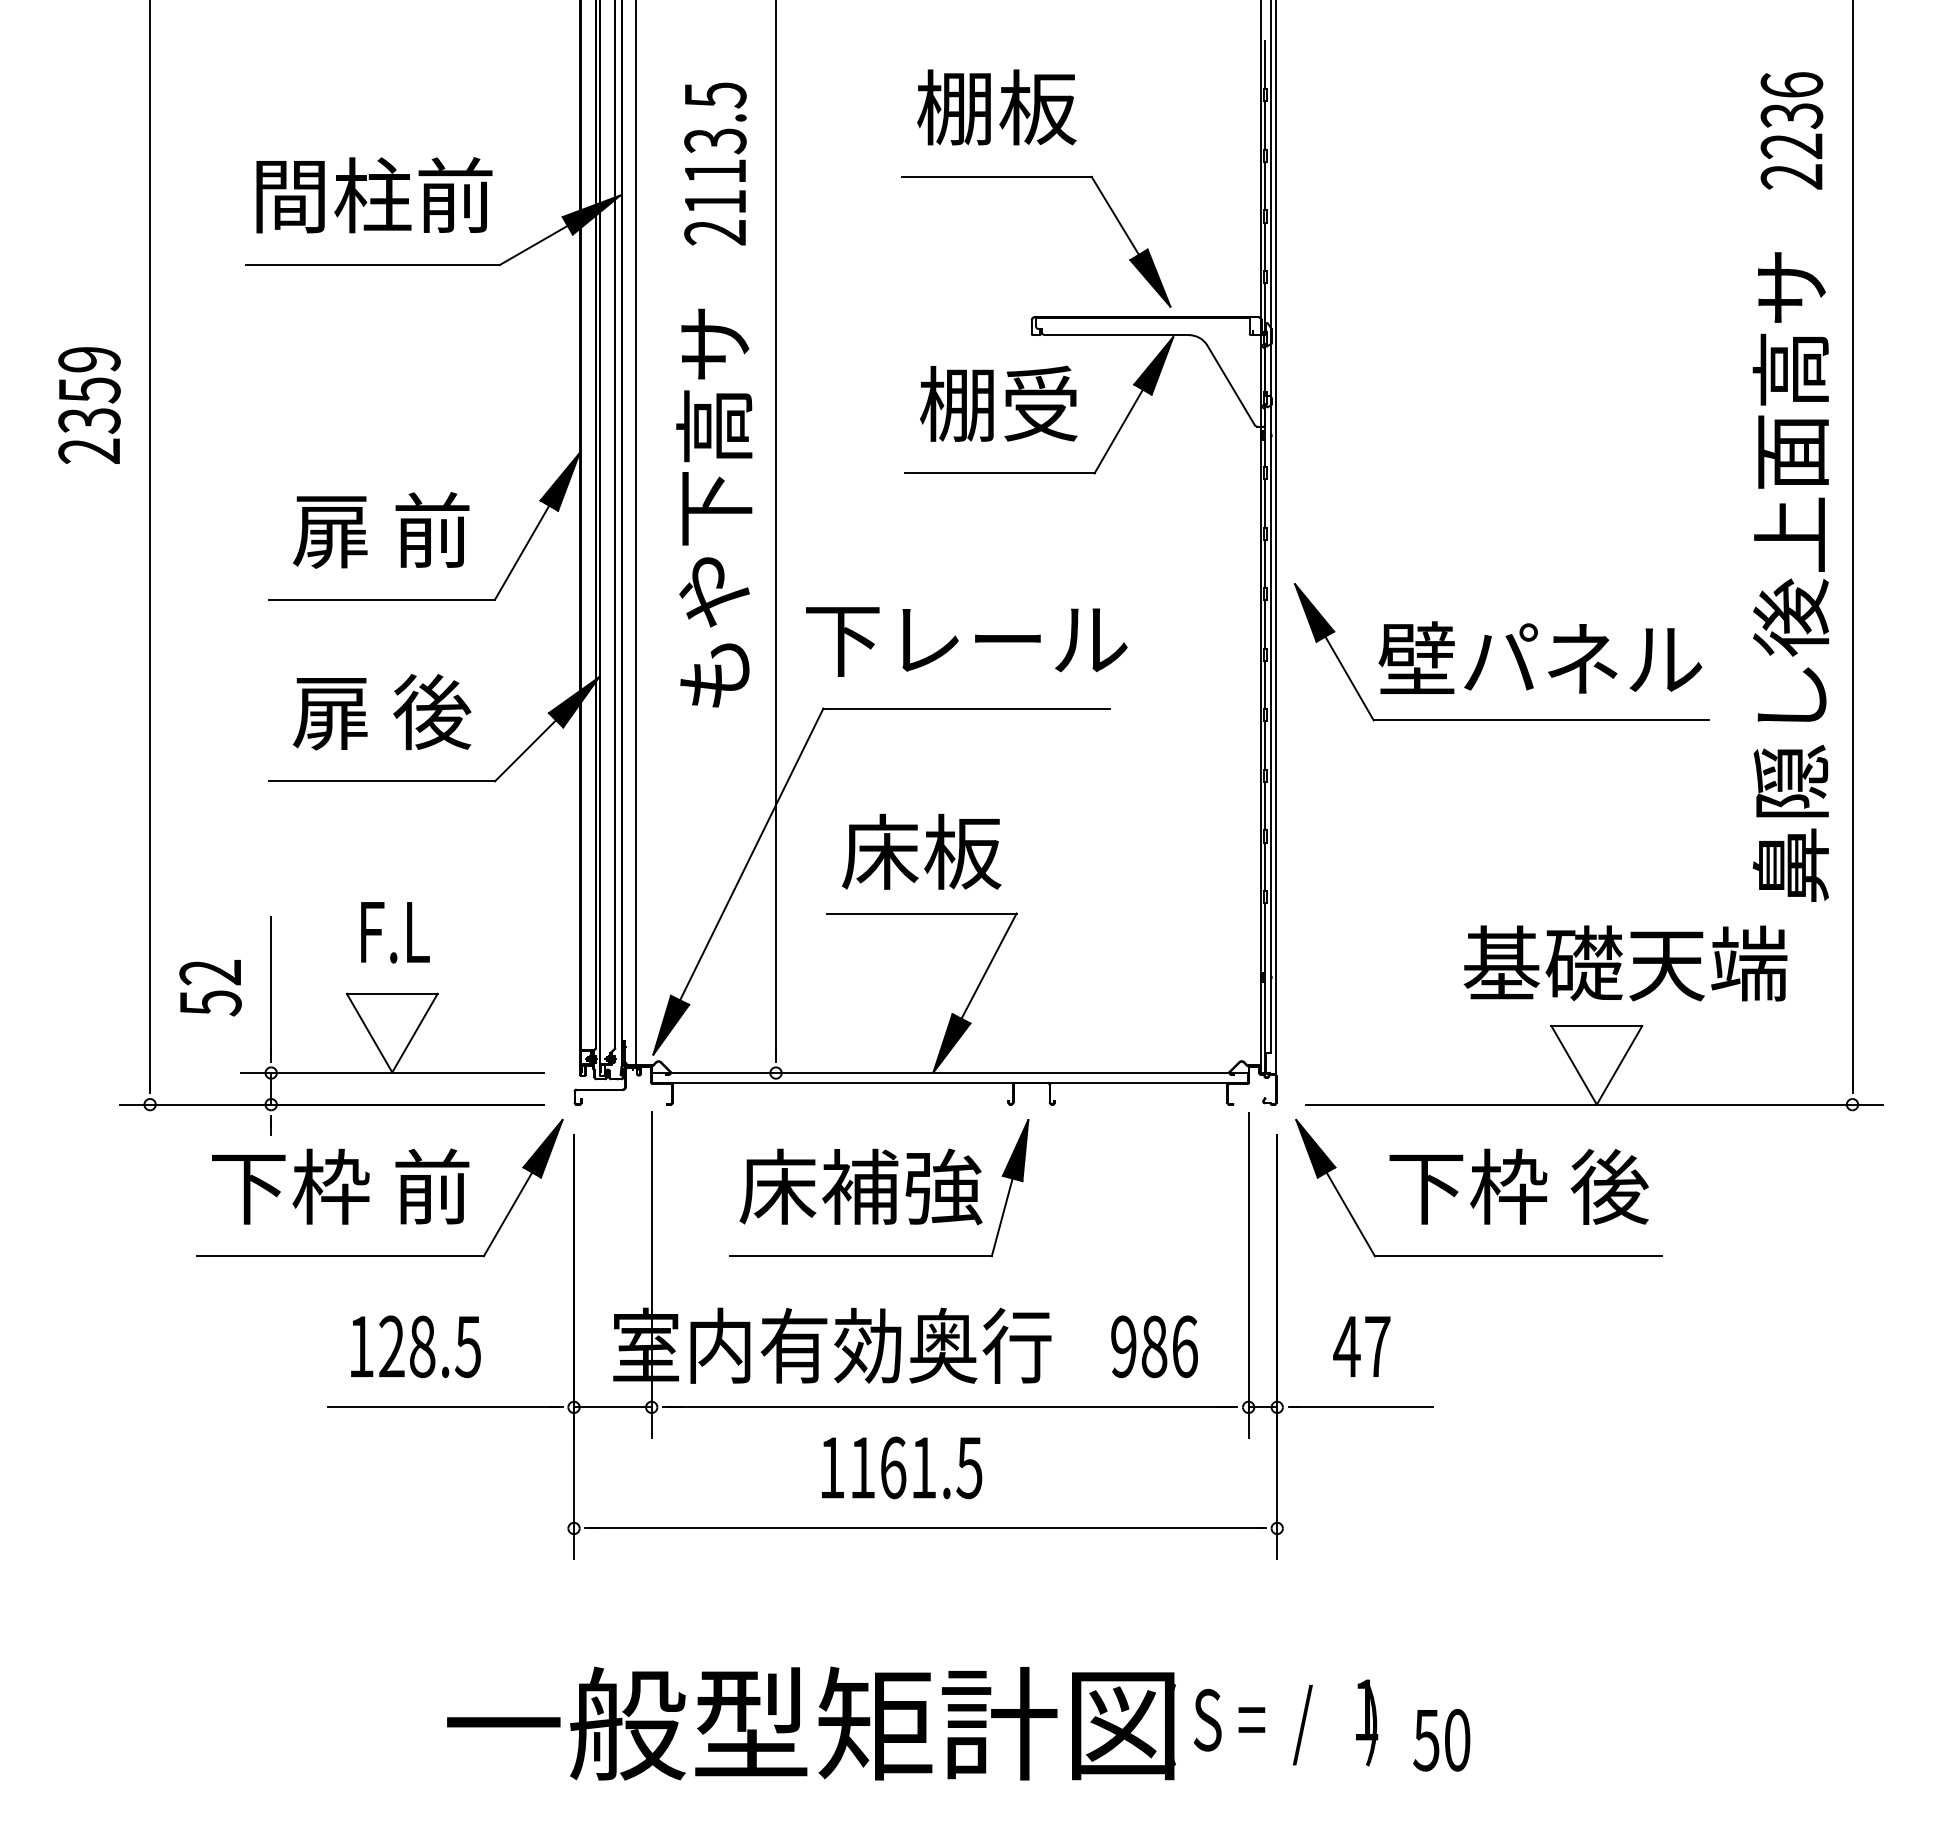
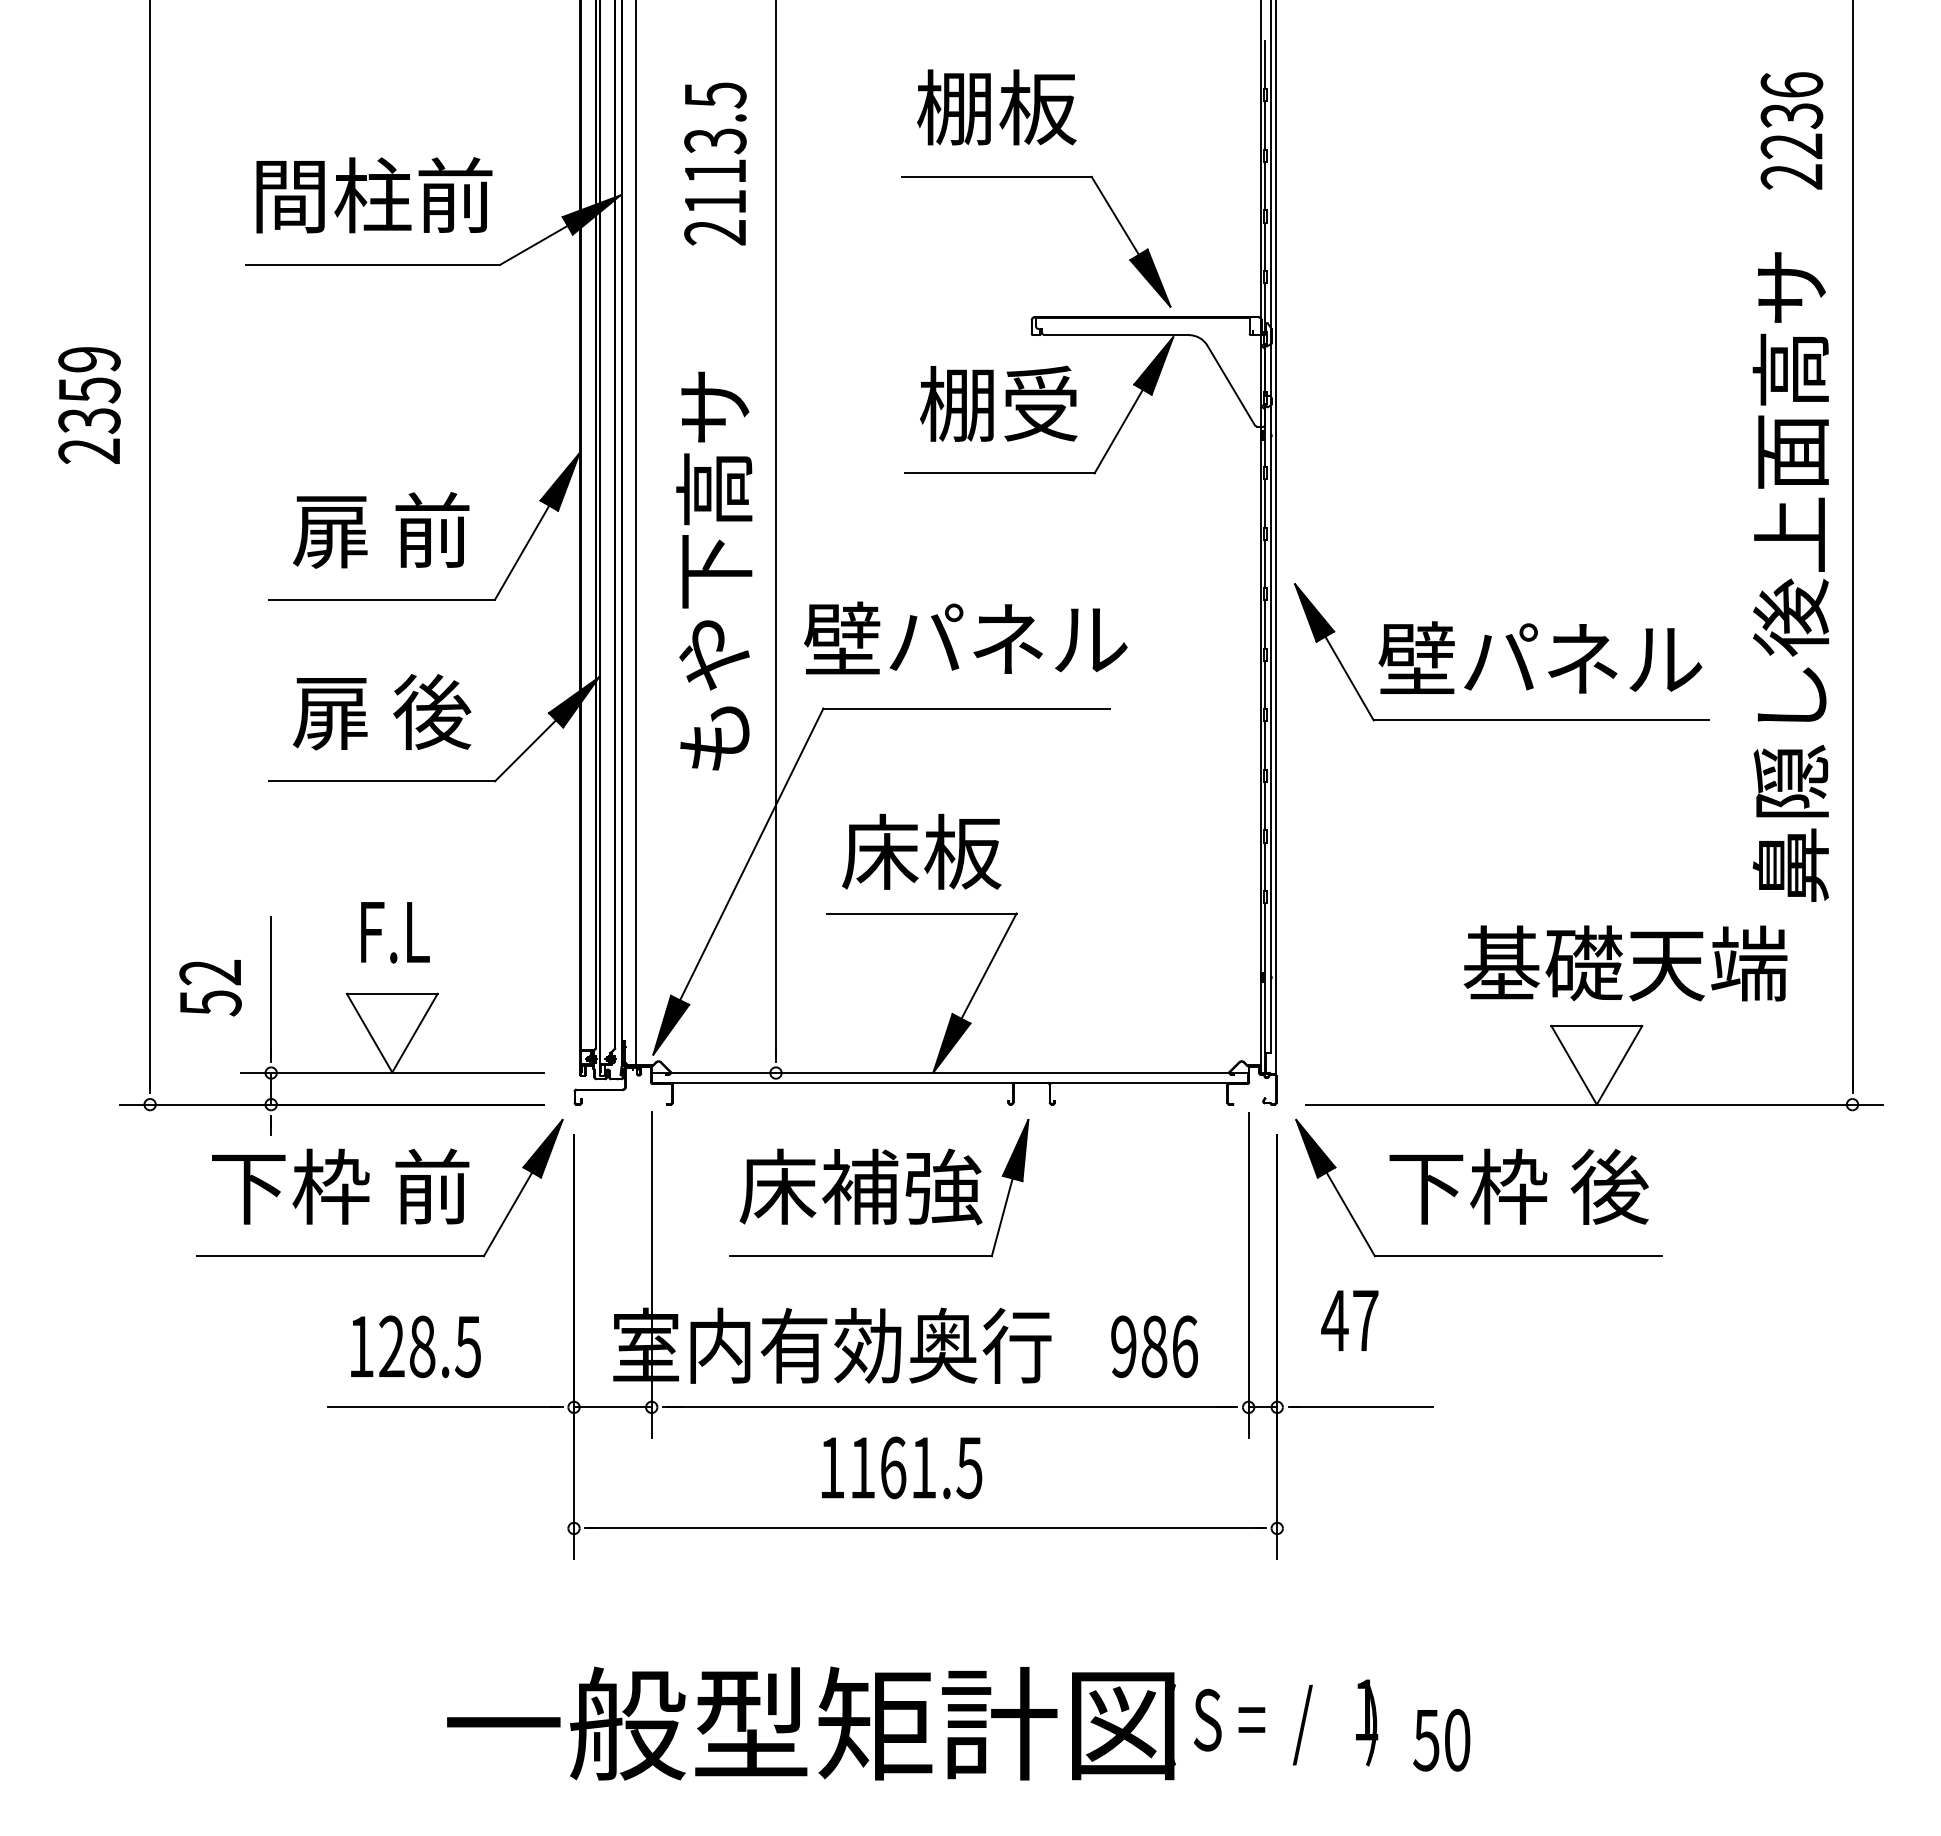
text position: (714, 507) -> (714, 570) (714, 570)
text: 下レール -> 壁パネル (922, 638)
text position: (1361, 1346) -> (1349, 1320) (1349, 1320)
